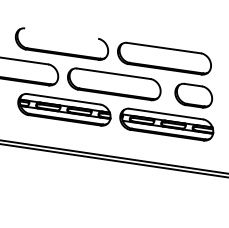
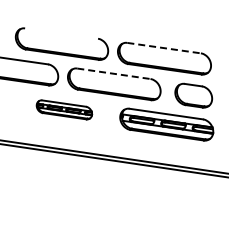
line: solid -> dashed (164, 48)
line: solid -> dashed (113, 73)
part size: 95x34 px -> 59x22 px (64, 109)
